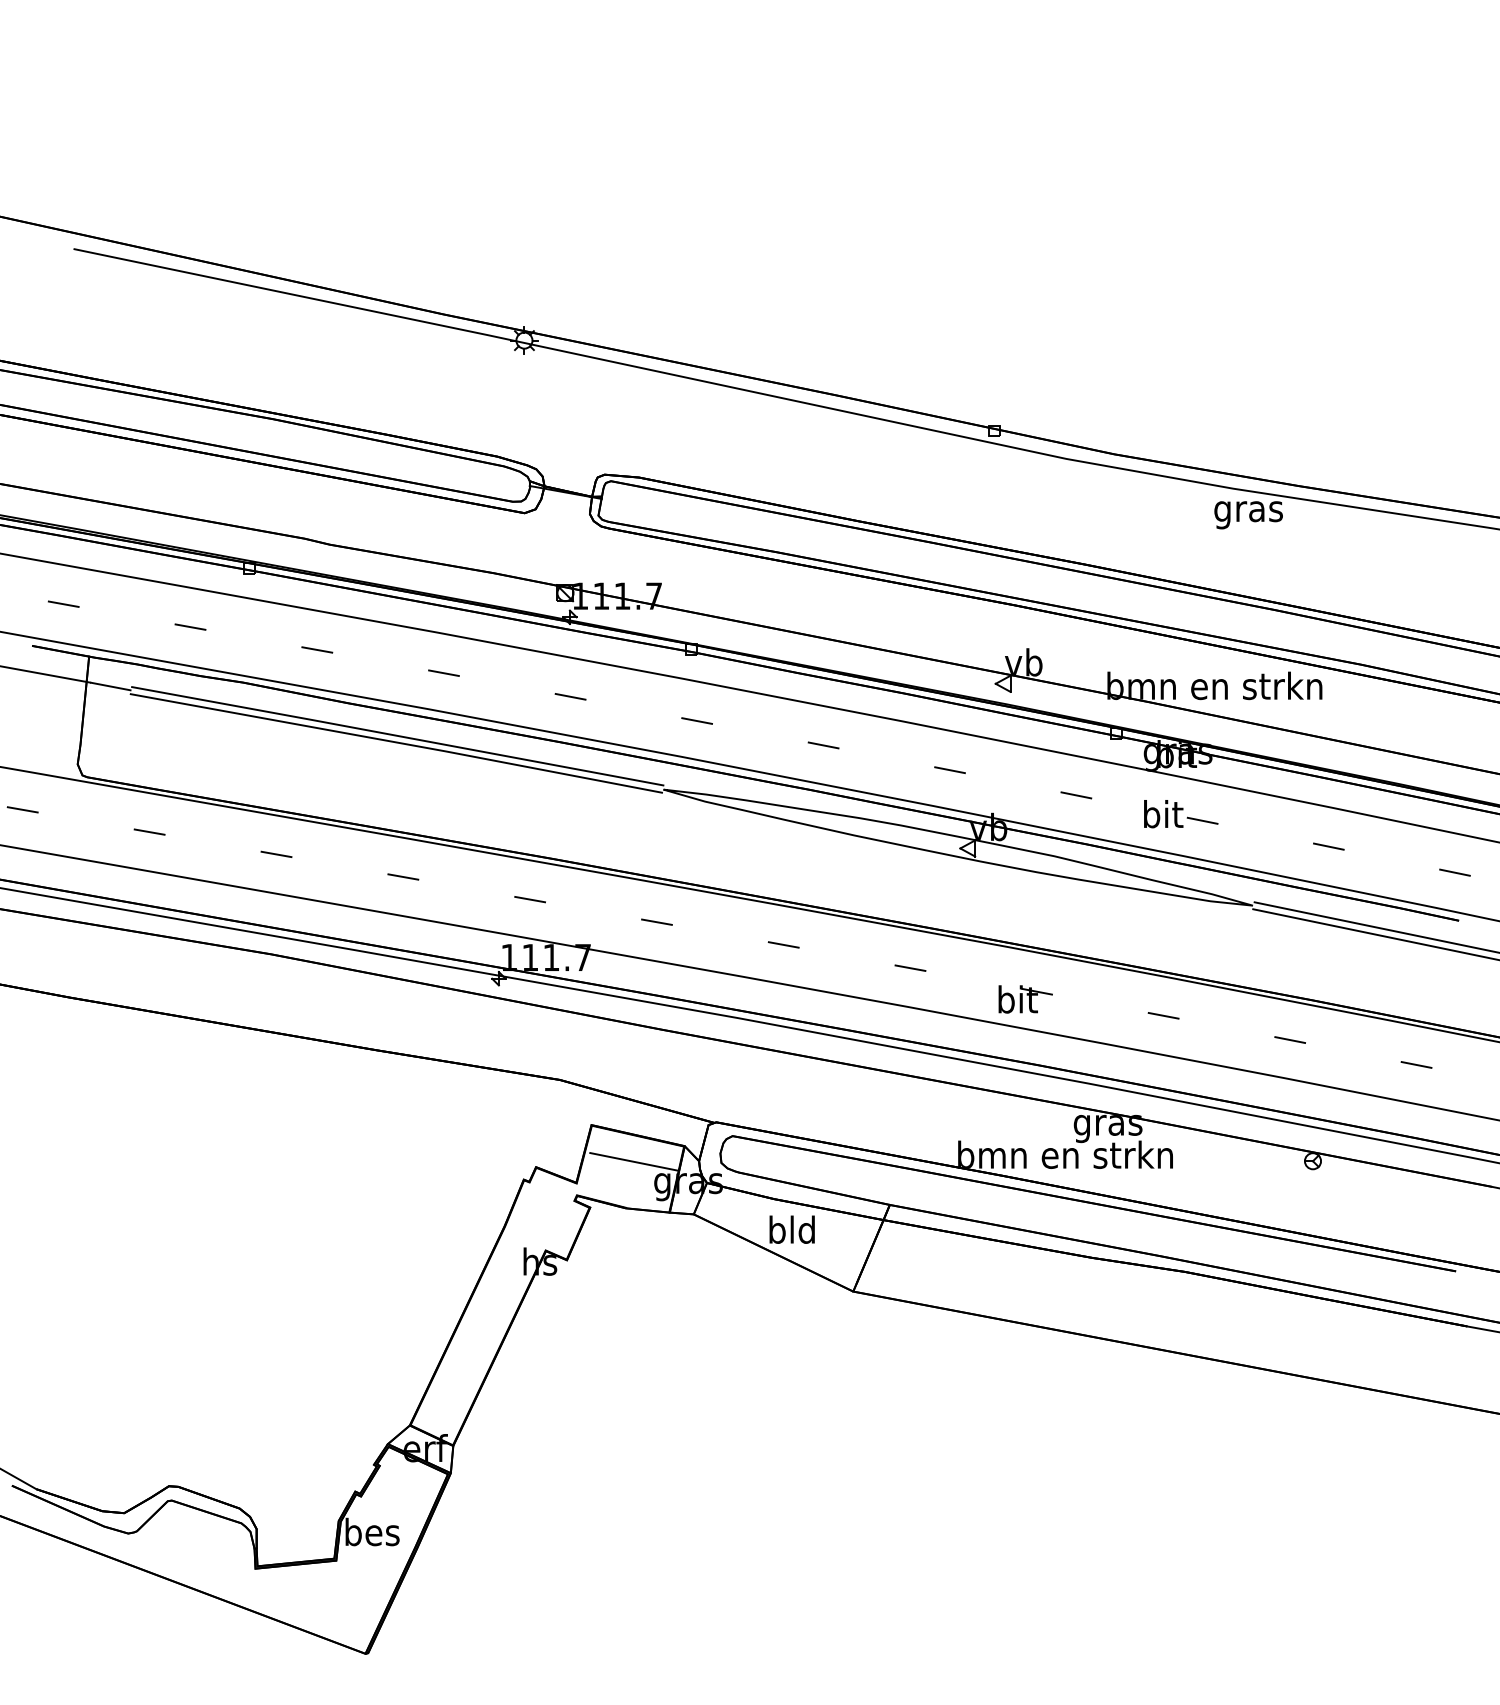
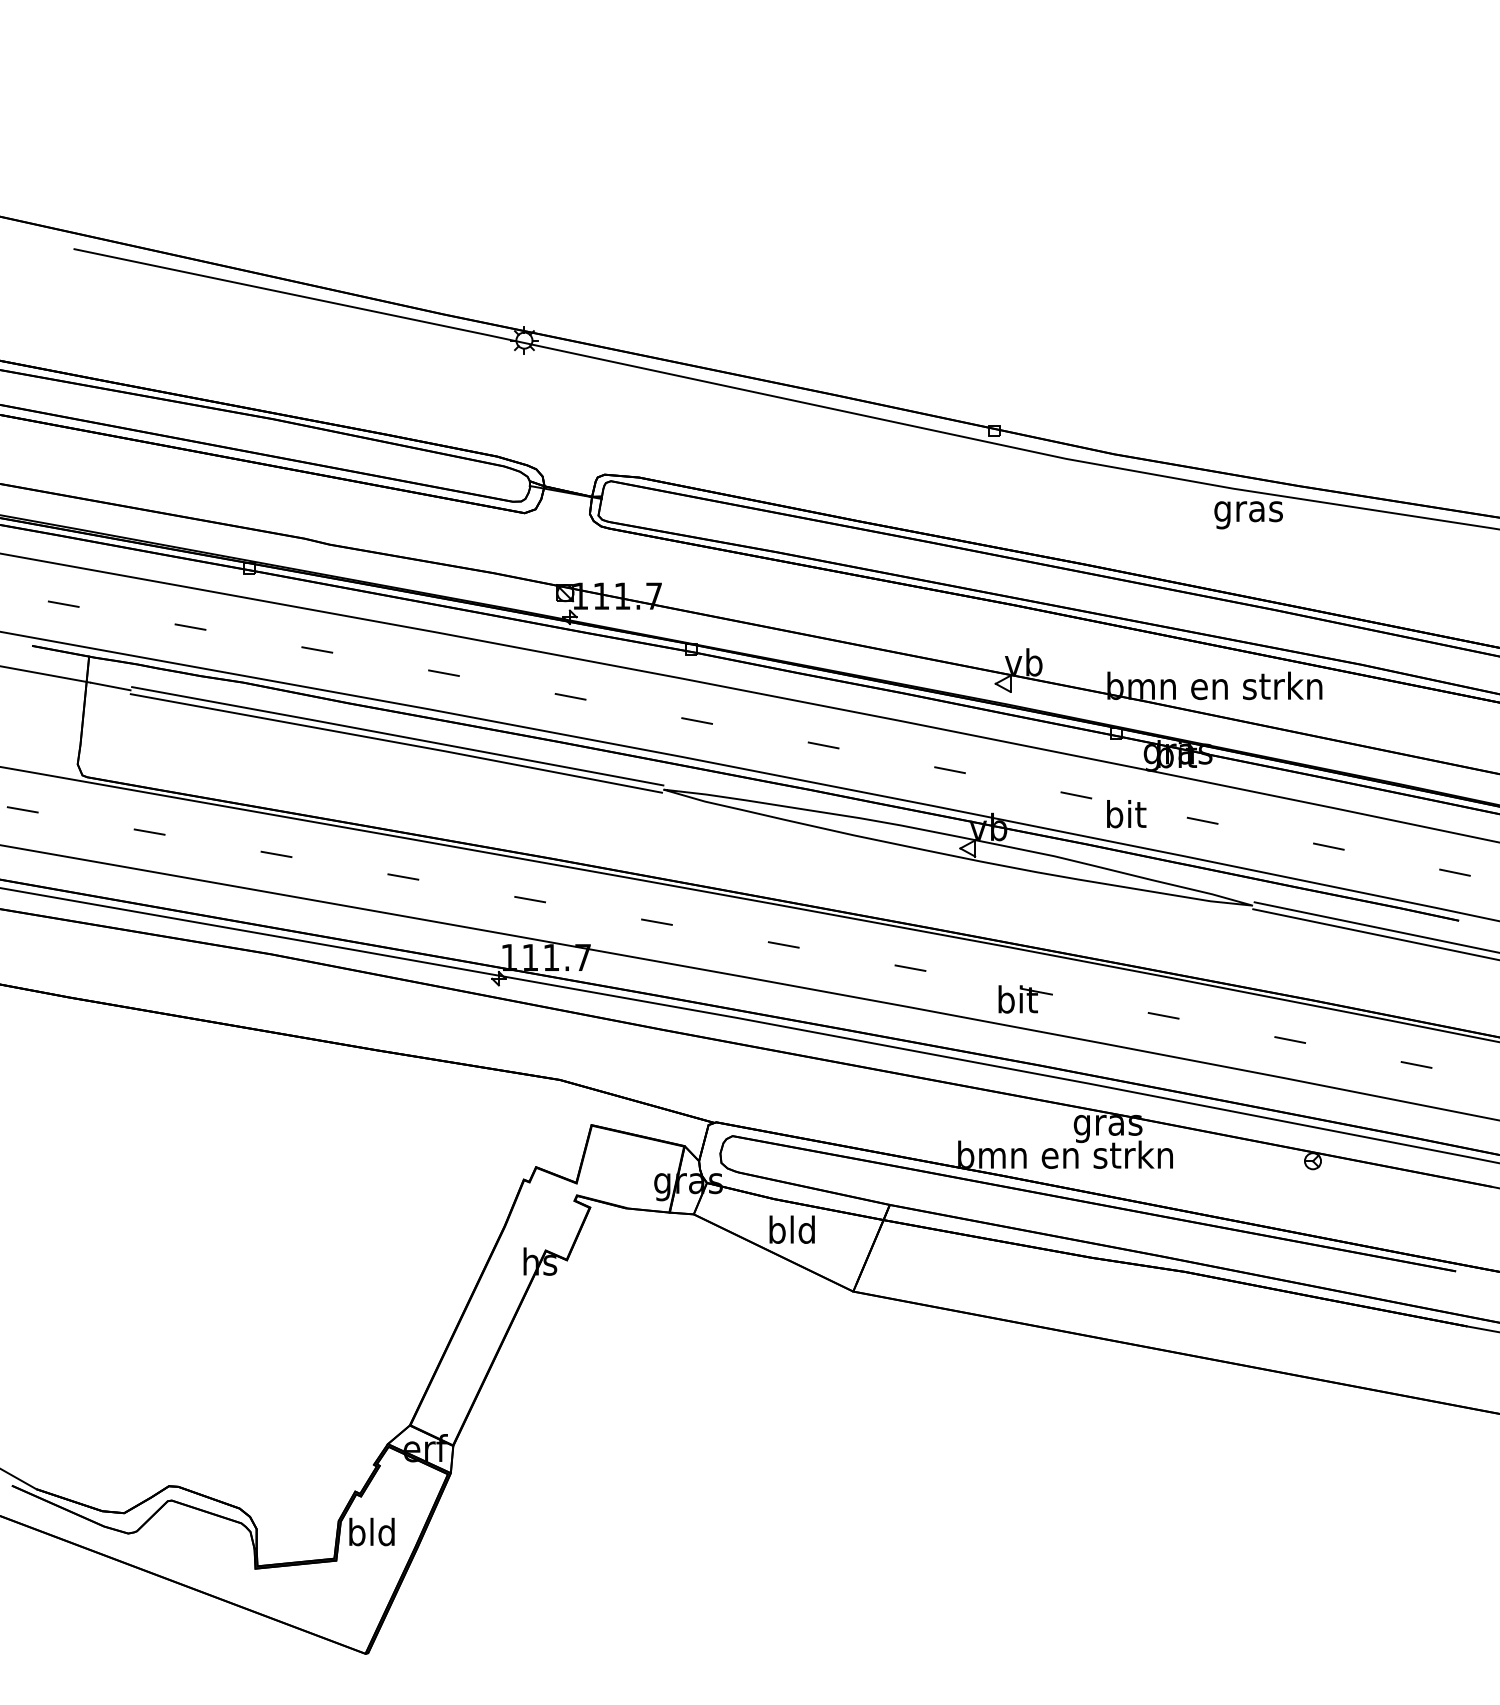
text position: (1163, 814) -> (1126, 814) (1126, 814)
line: present -> none (633, 1161)
text: bes -> bld (372, 1531)
